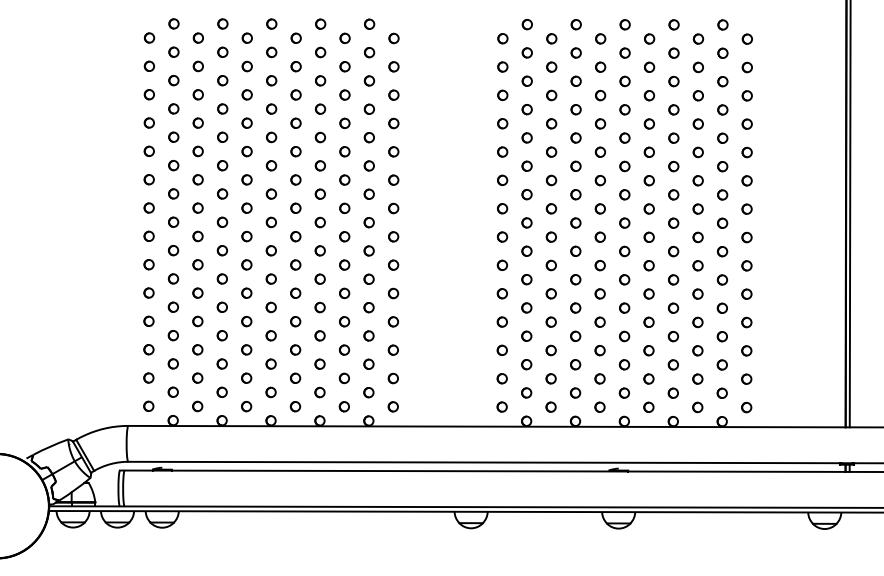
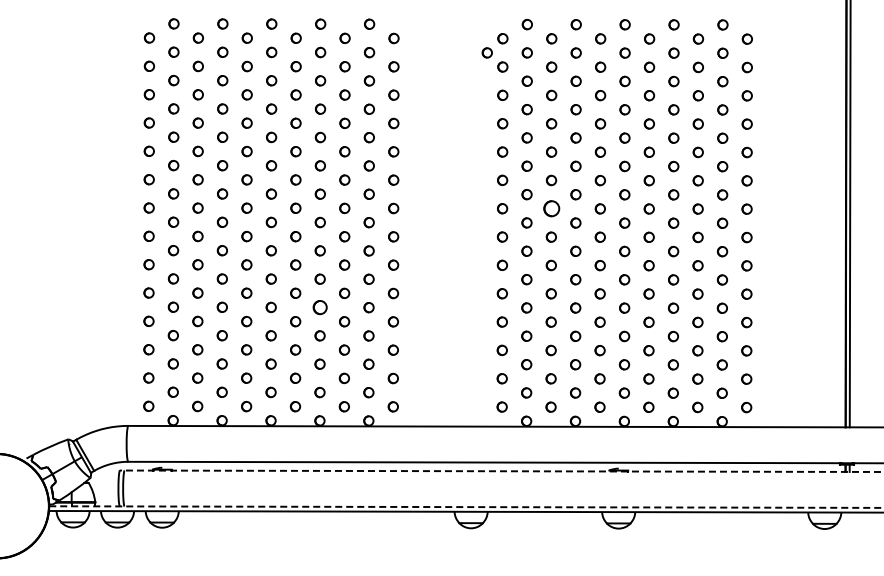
part: none -> present (486, 52)
part size: 12x12 px -> 18x18 px (551, 208)
part size: 12x13 px -> 16x16 px (319, 307)
line: solid -> dashed (501, 471)
line: solid -> dashed (467, 507)
